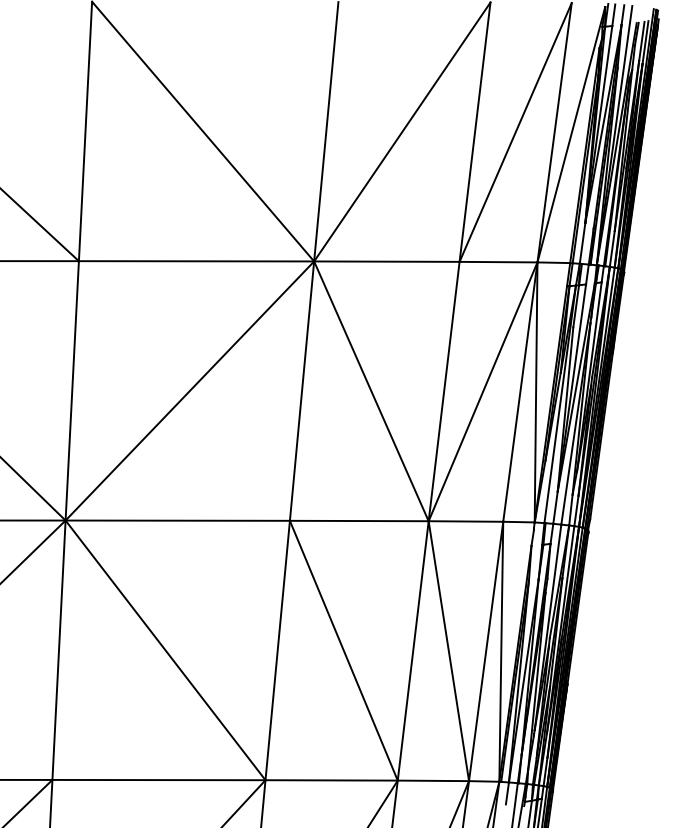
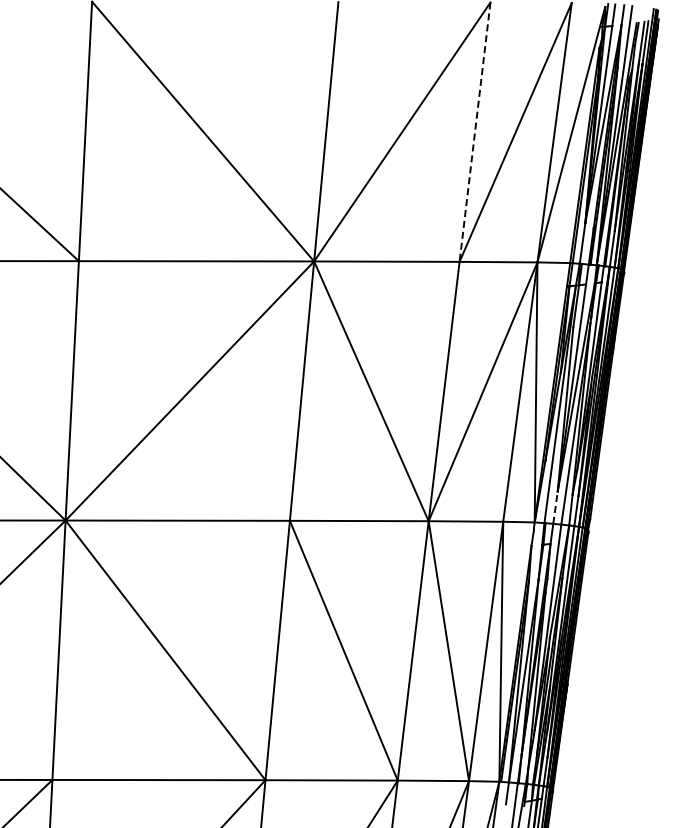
line: solid -> dashed (475, 132)
line: solid -> dashed (555, 507)
